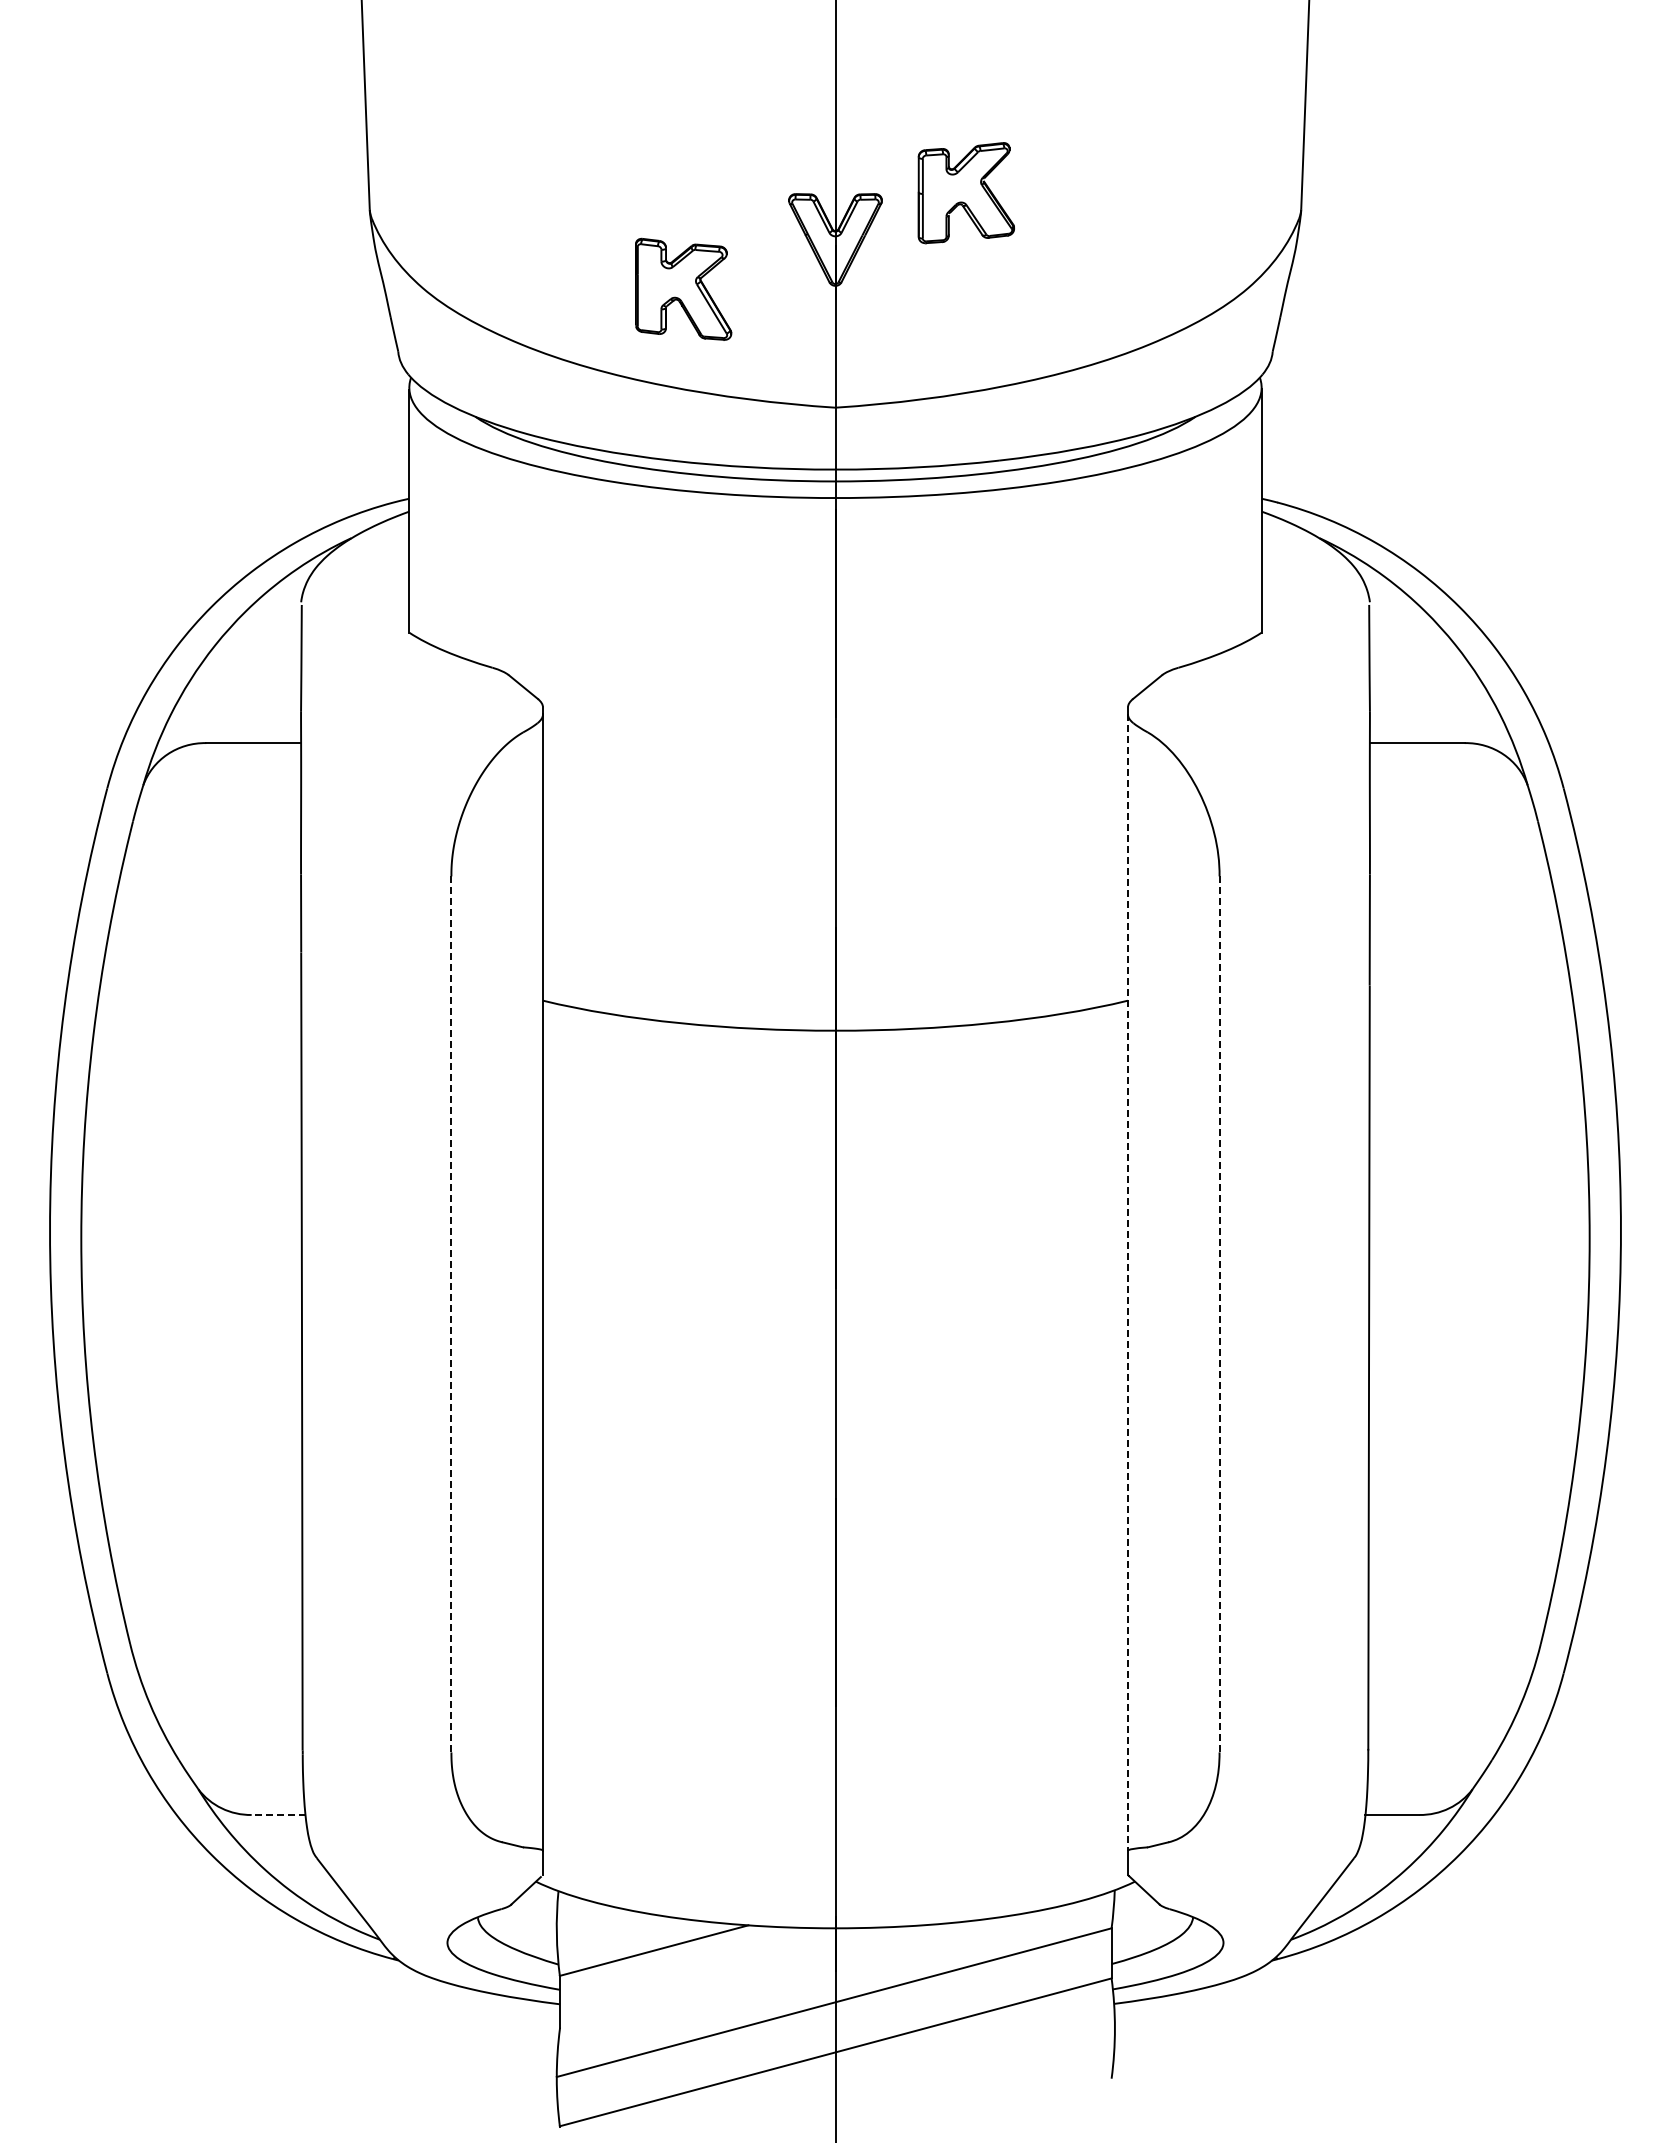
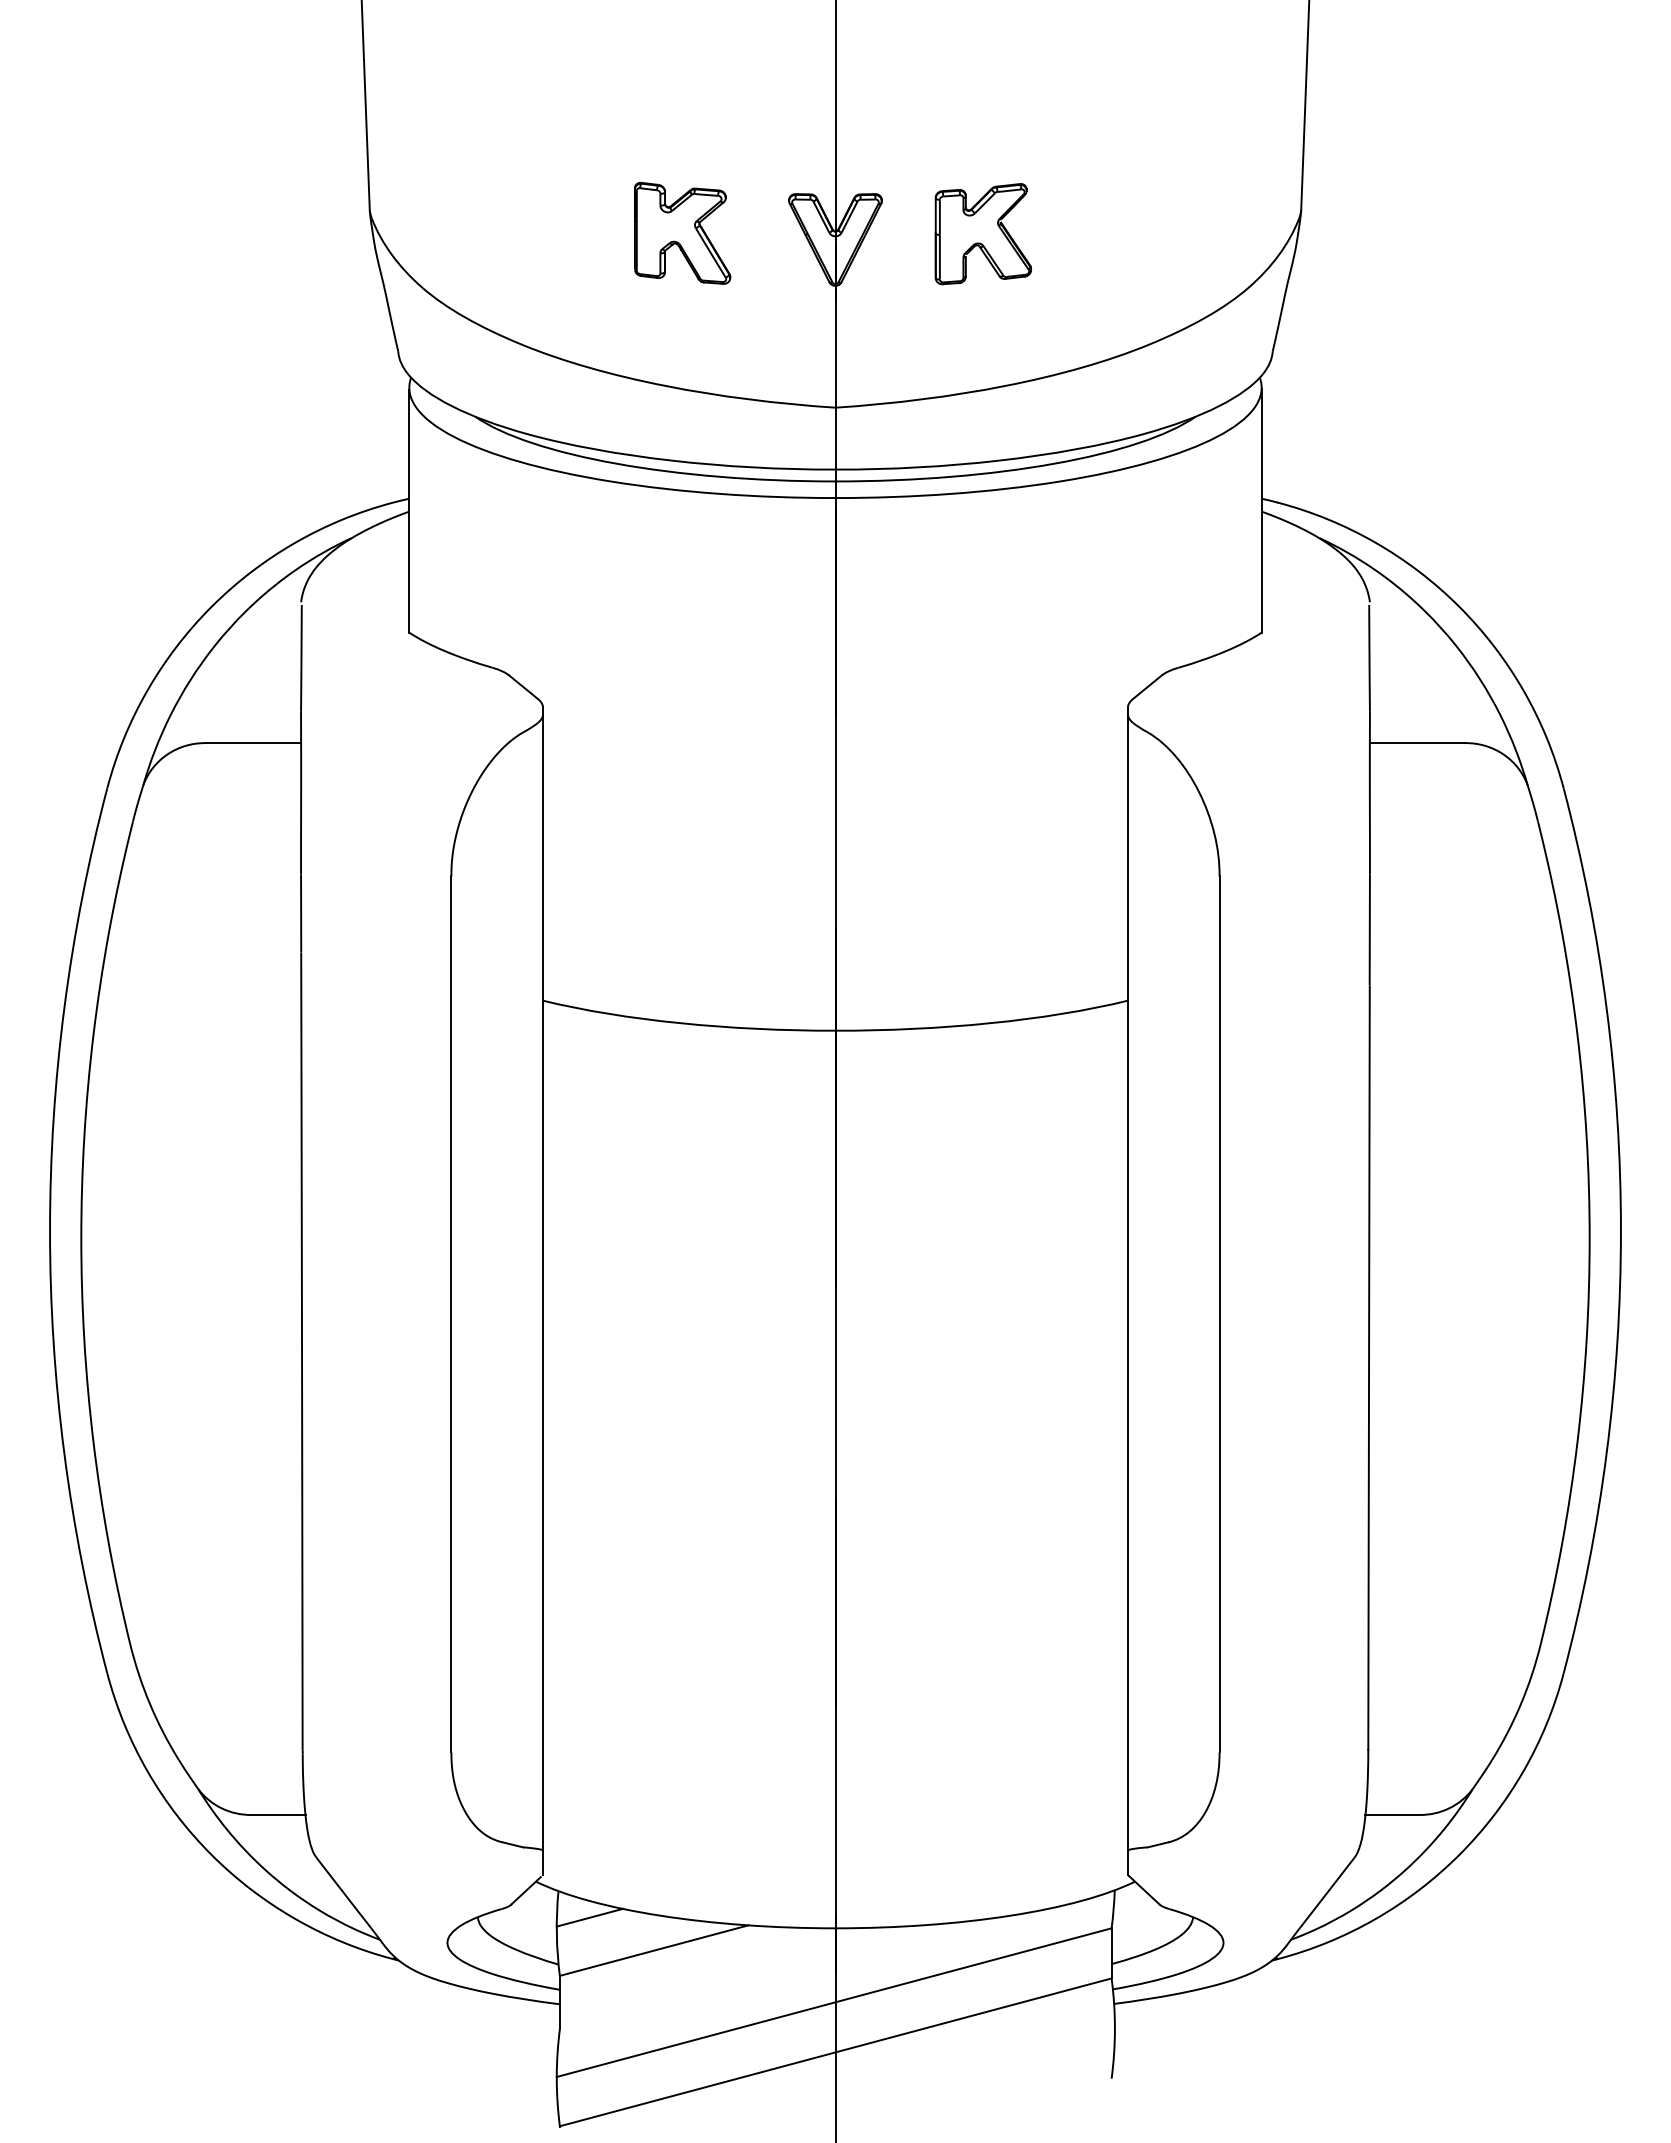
part position: (965, 193) -> (982, 234) (982, 234)
part position: (683, 288) -> (682, 232) (682, 232)
line: dashed -> solid (1127, 1283)
line: dashed -> solid (451, 1314)
line: dashed -> solid (1219, 1314)
line: dashed -> solid (278, 1814)
line: none -> present (589, 1917)
